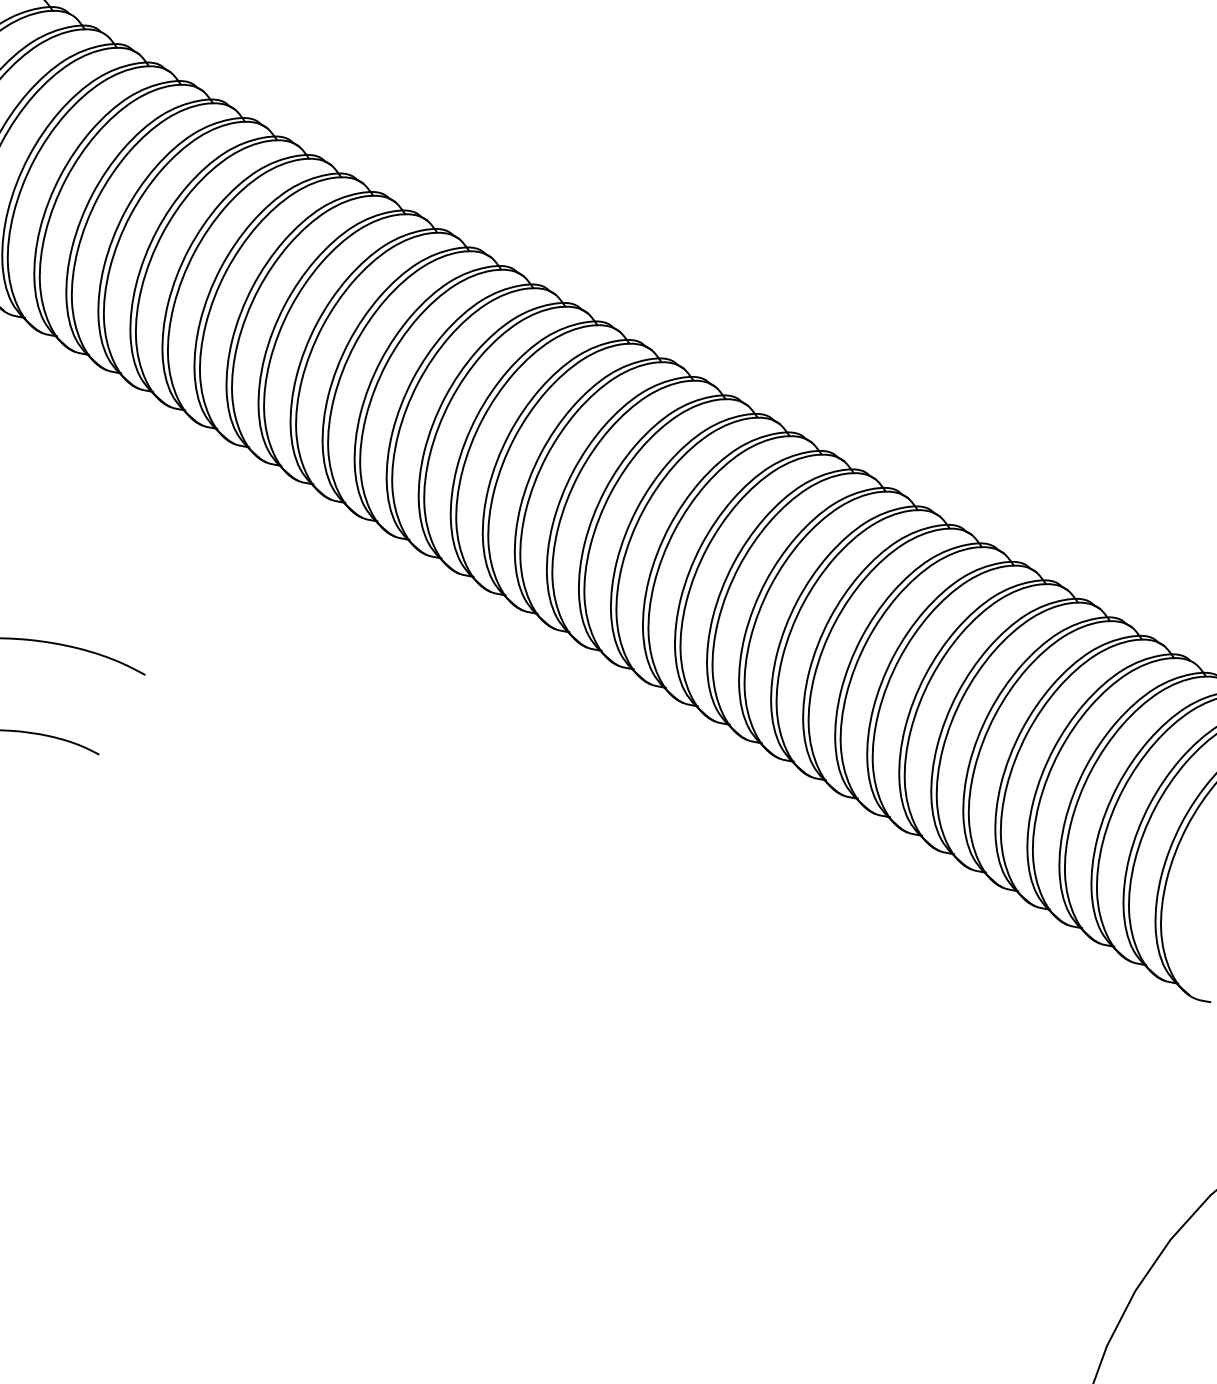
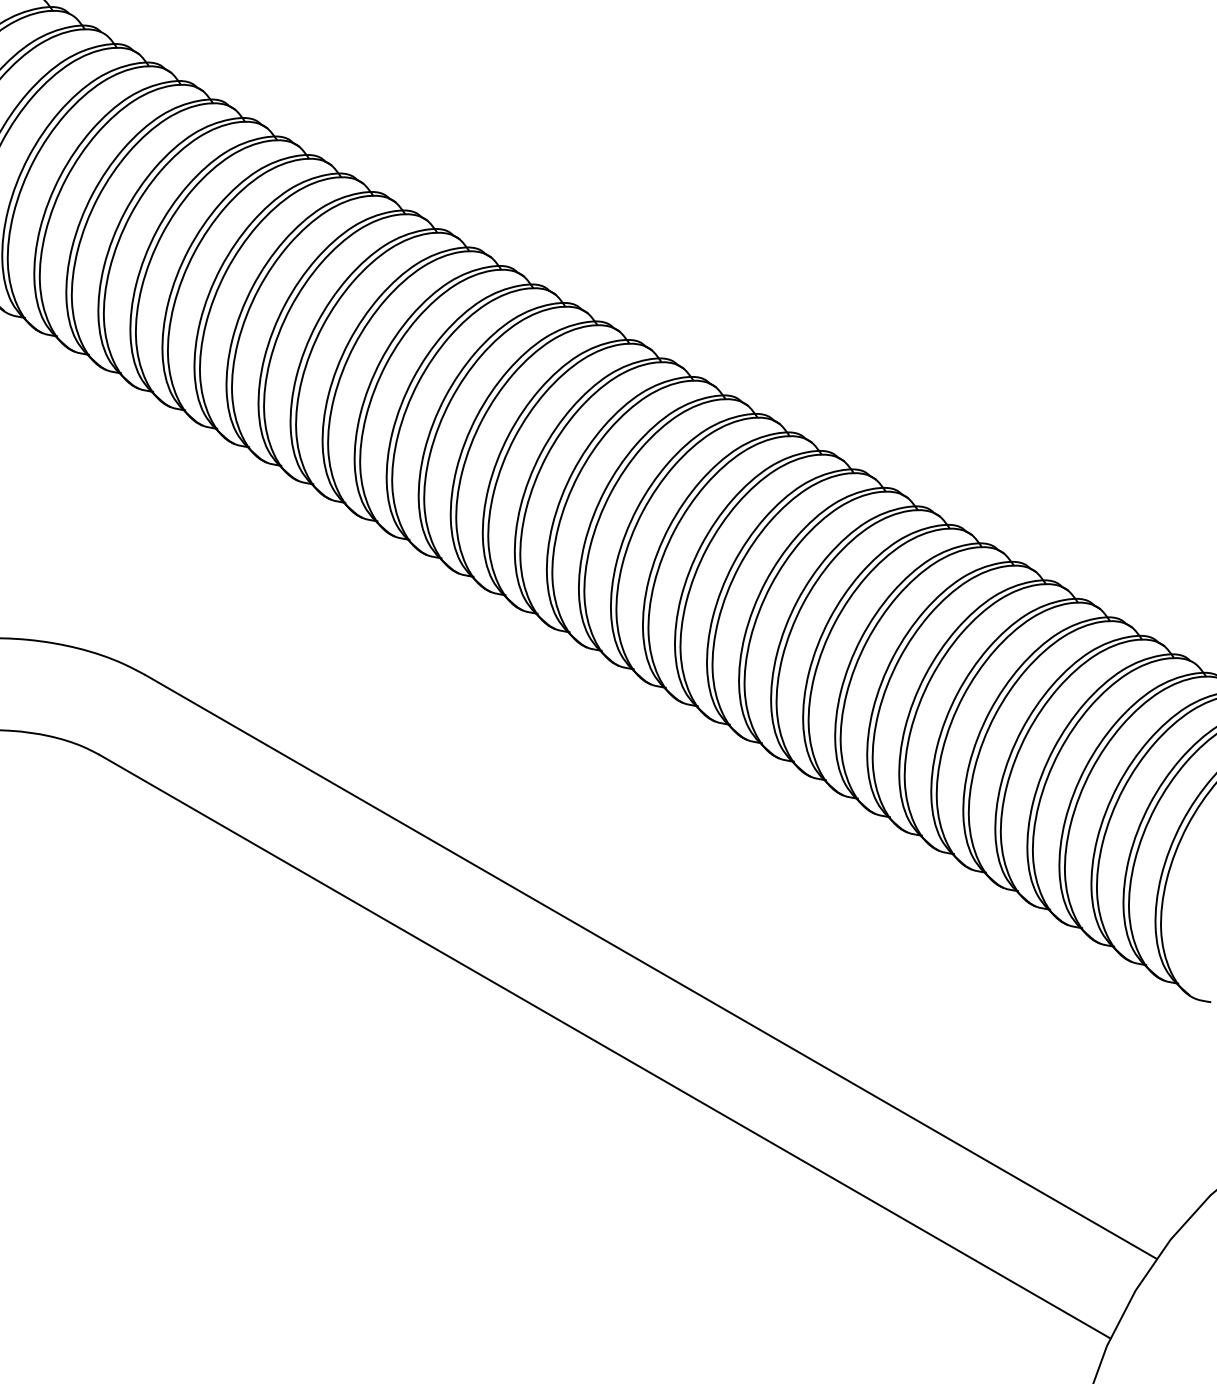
line: none -> present (650, 966)
line: none -> present (604, 1046)
